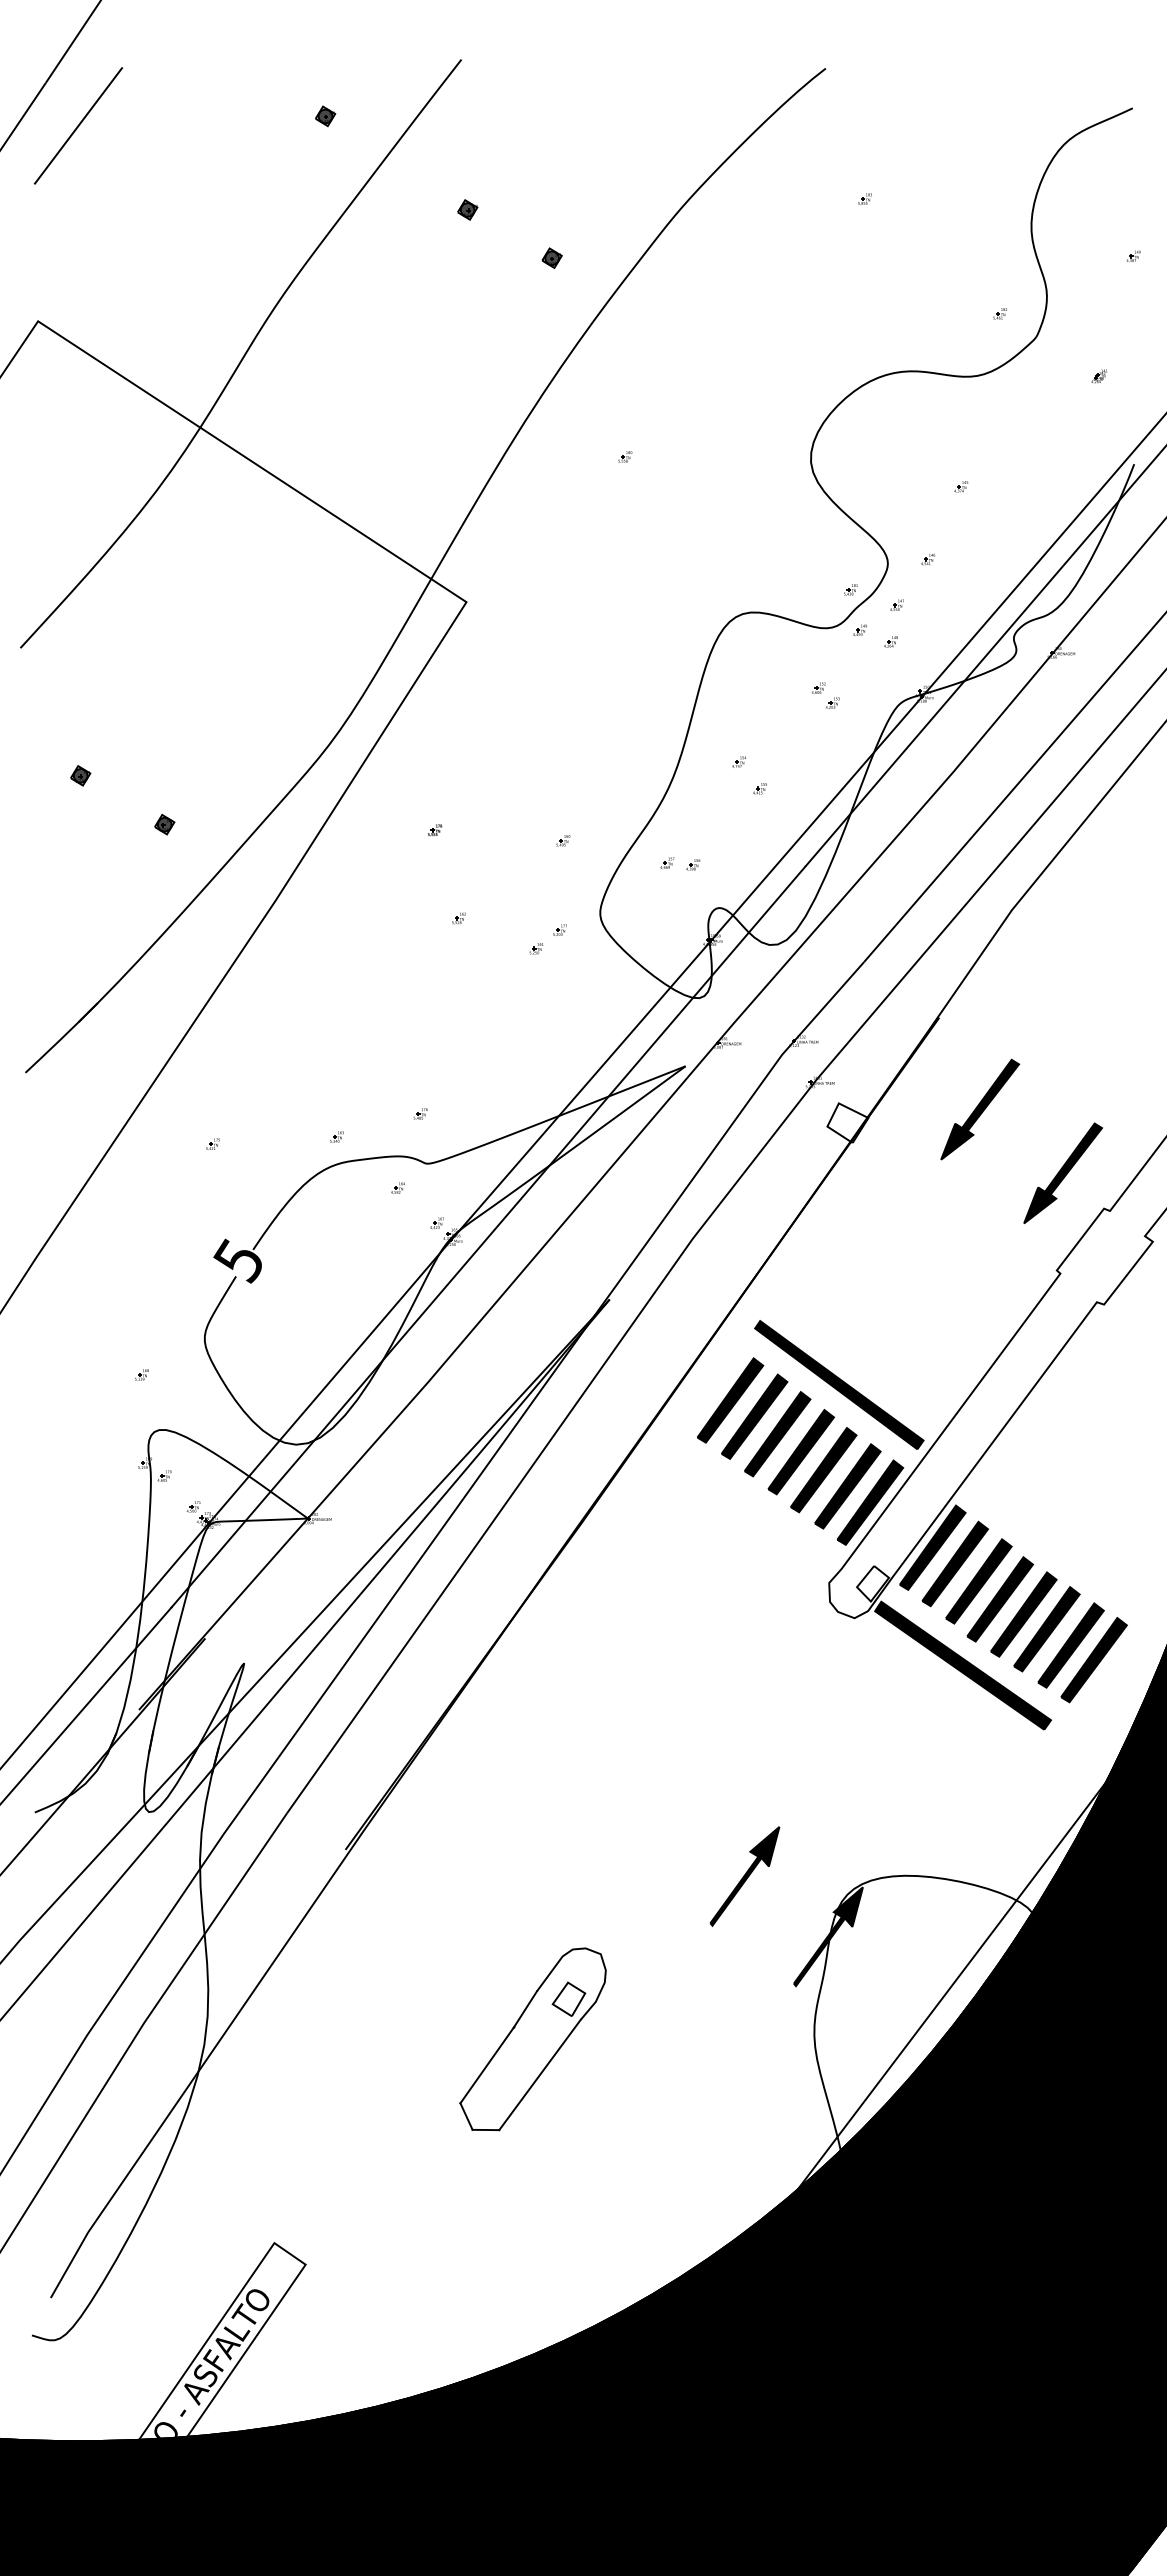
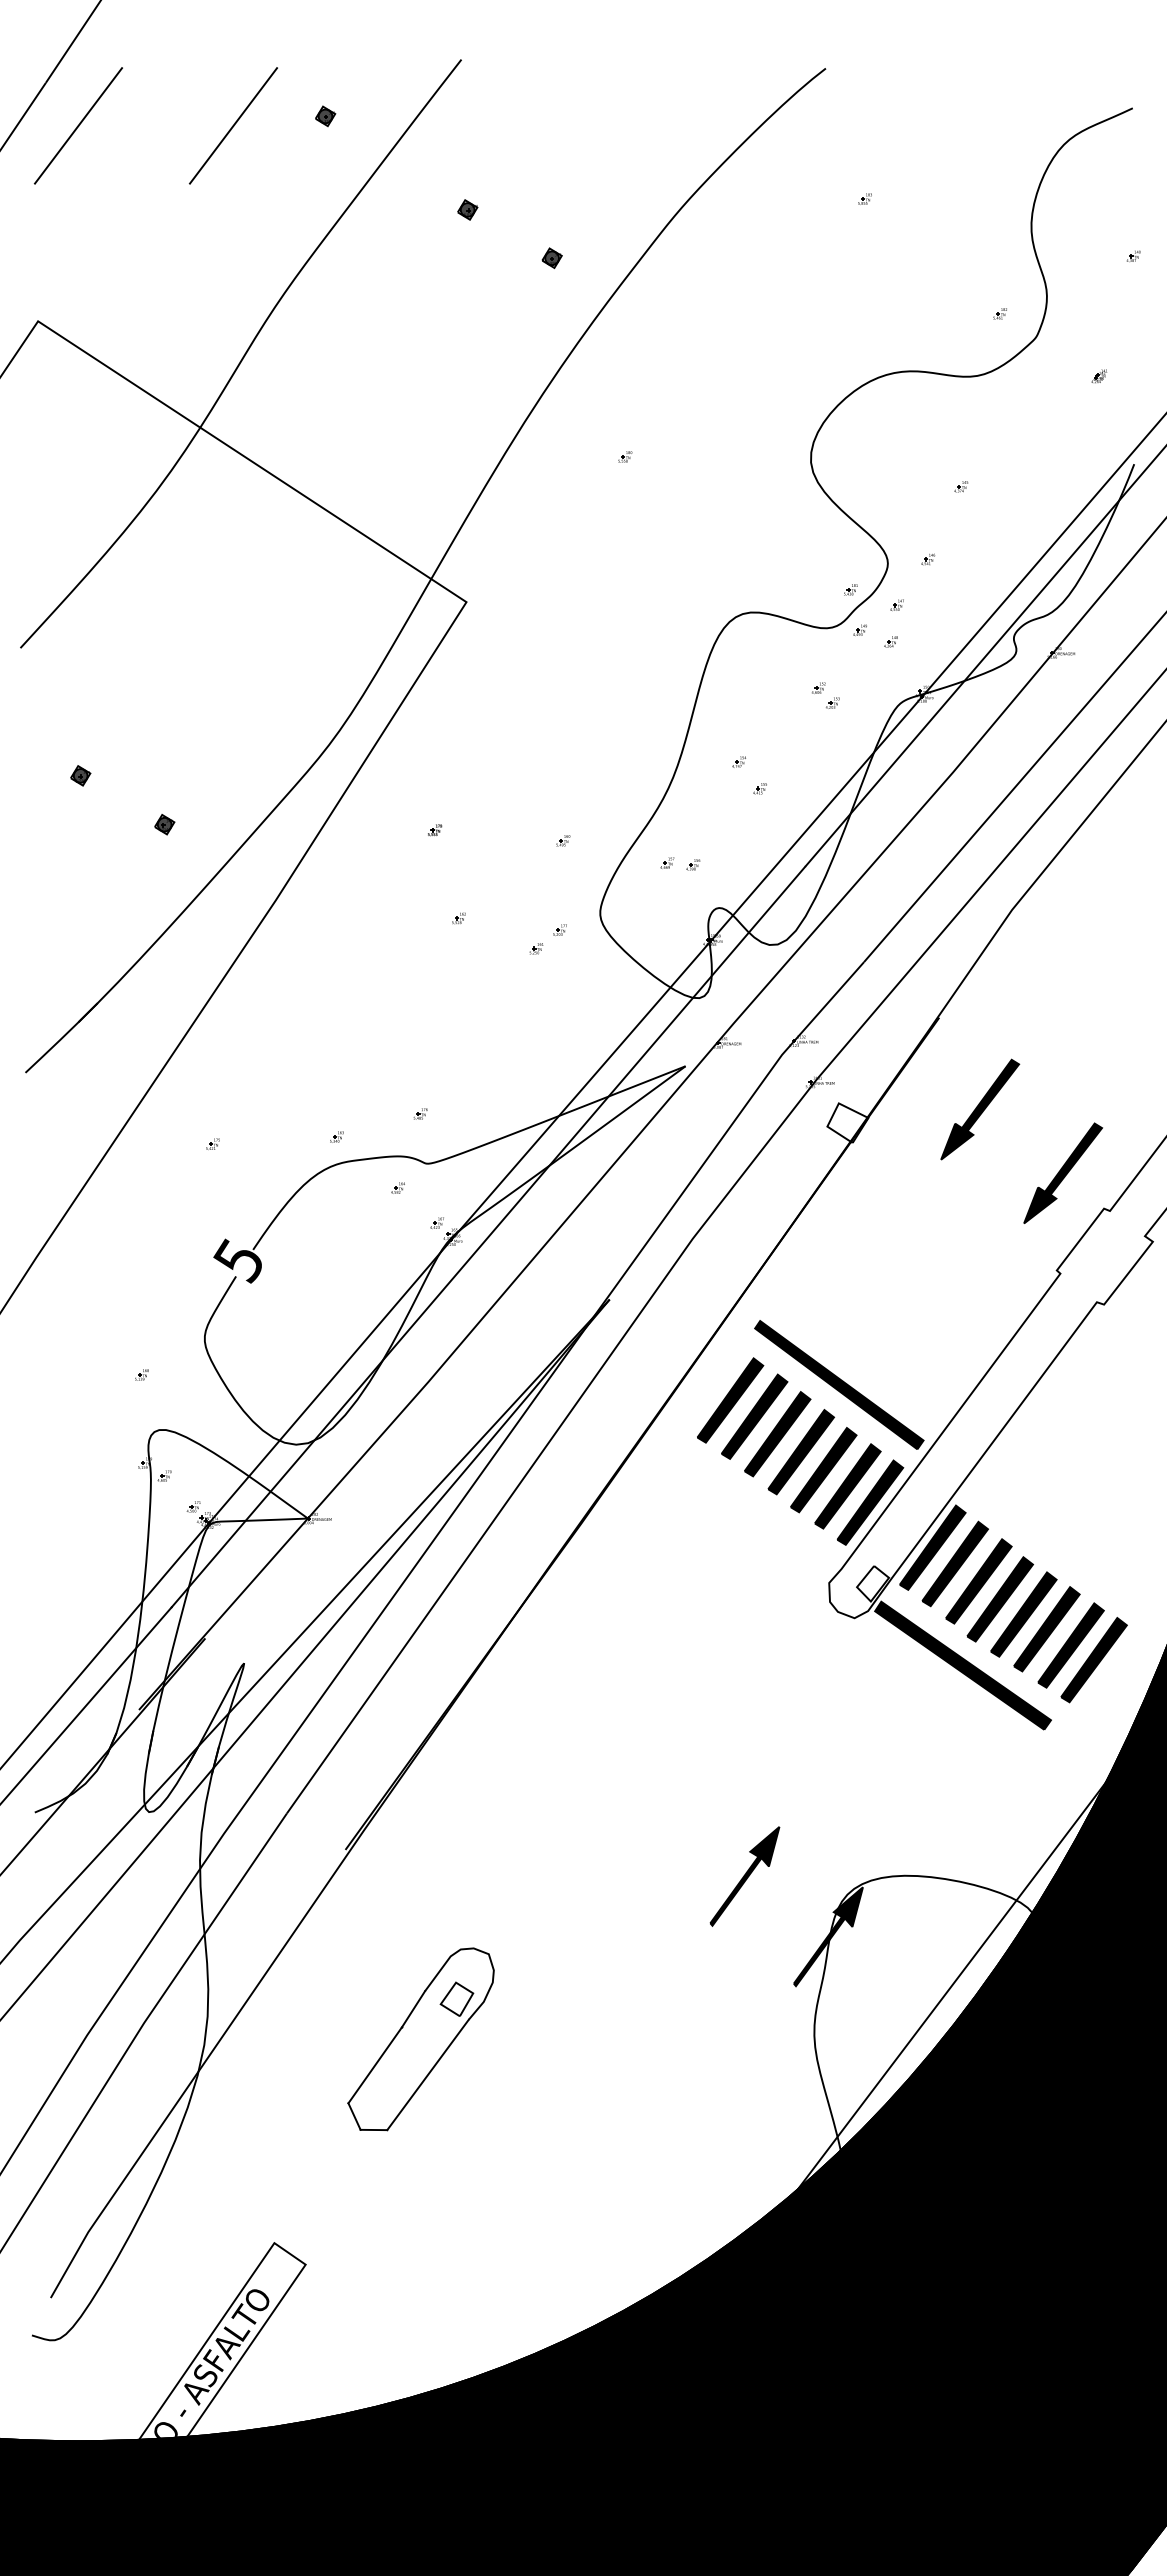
line: none -> present (232, 125)
part position: (532, 2039) -> (420, 2039) (420, 2039)
